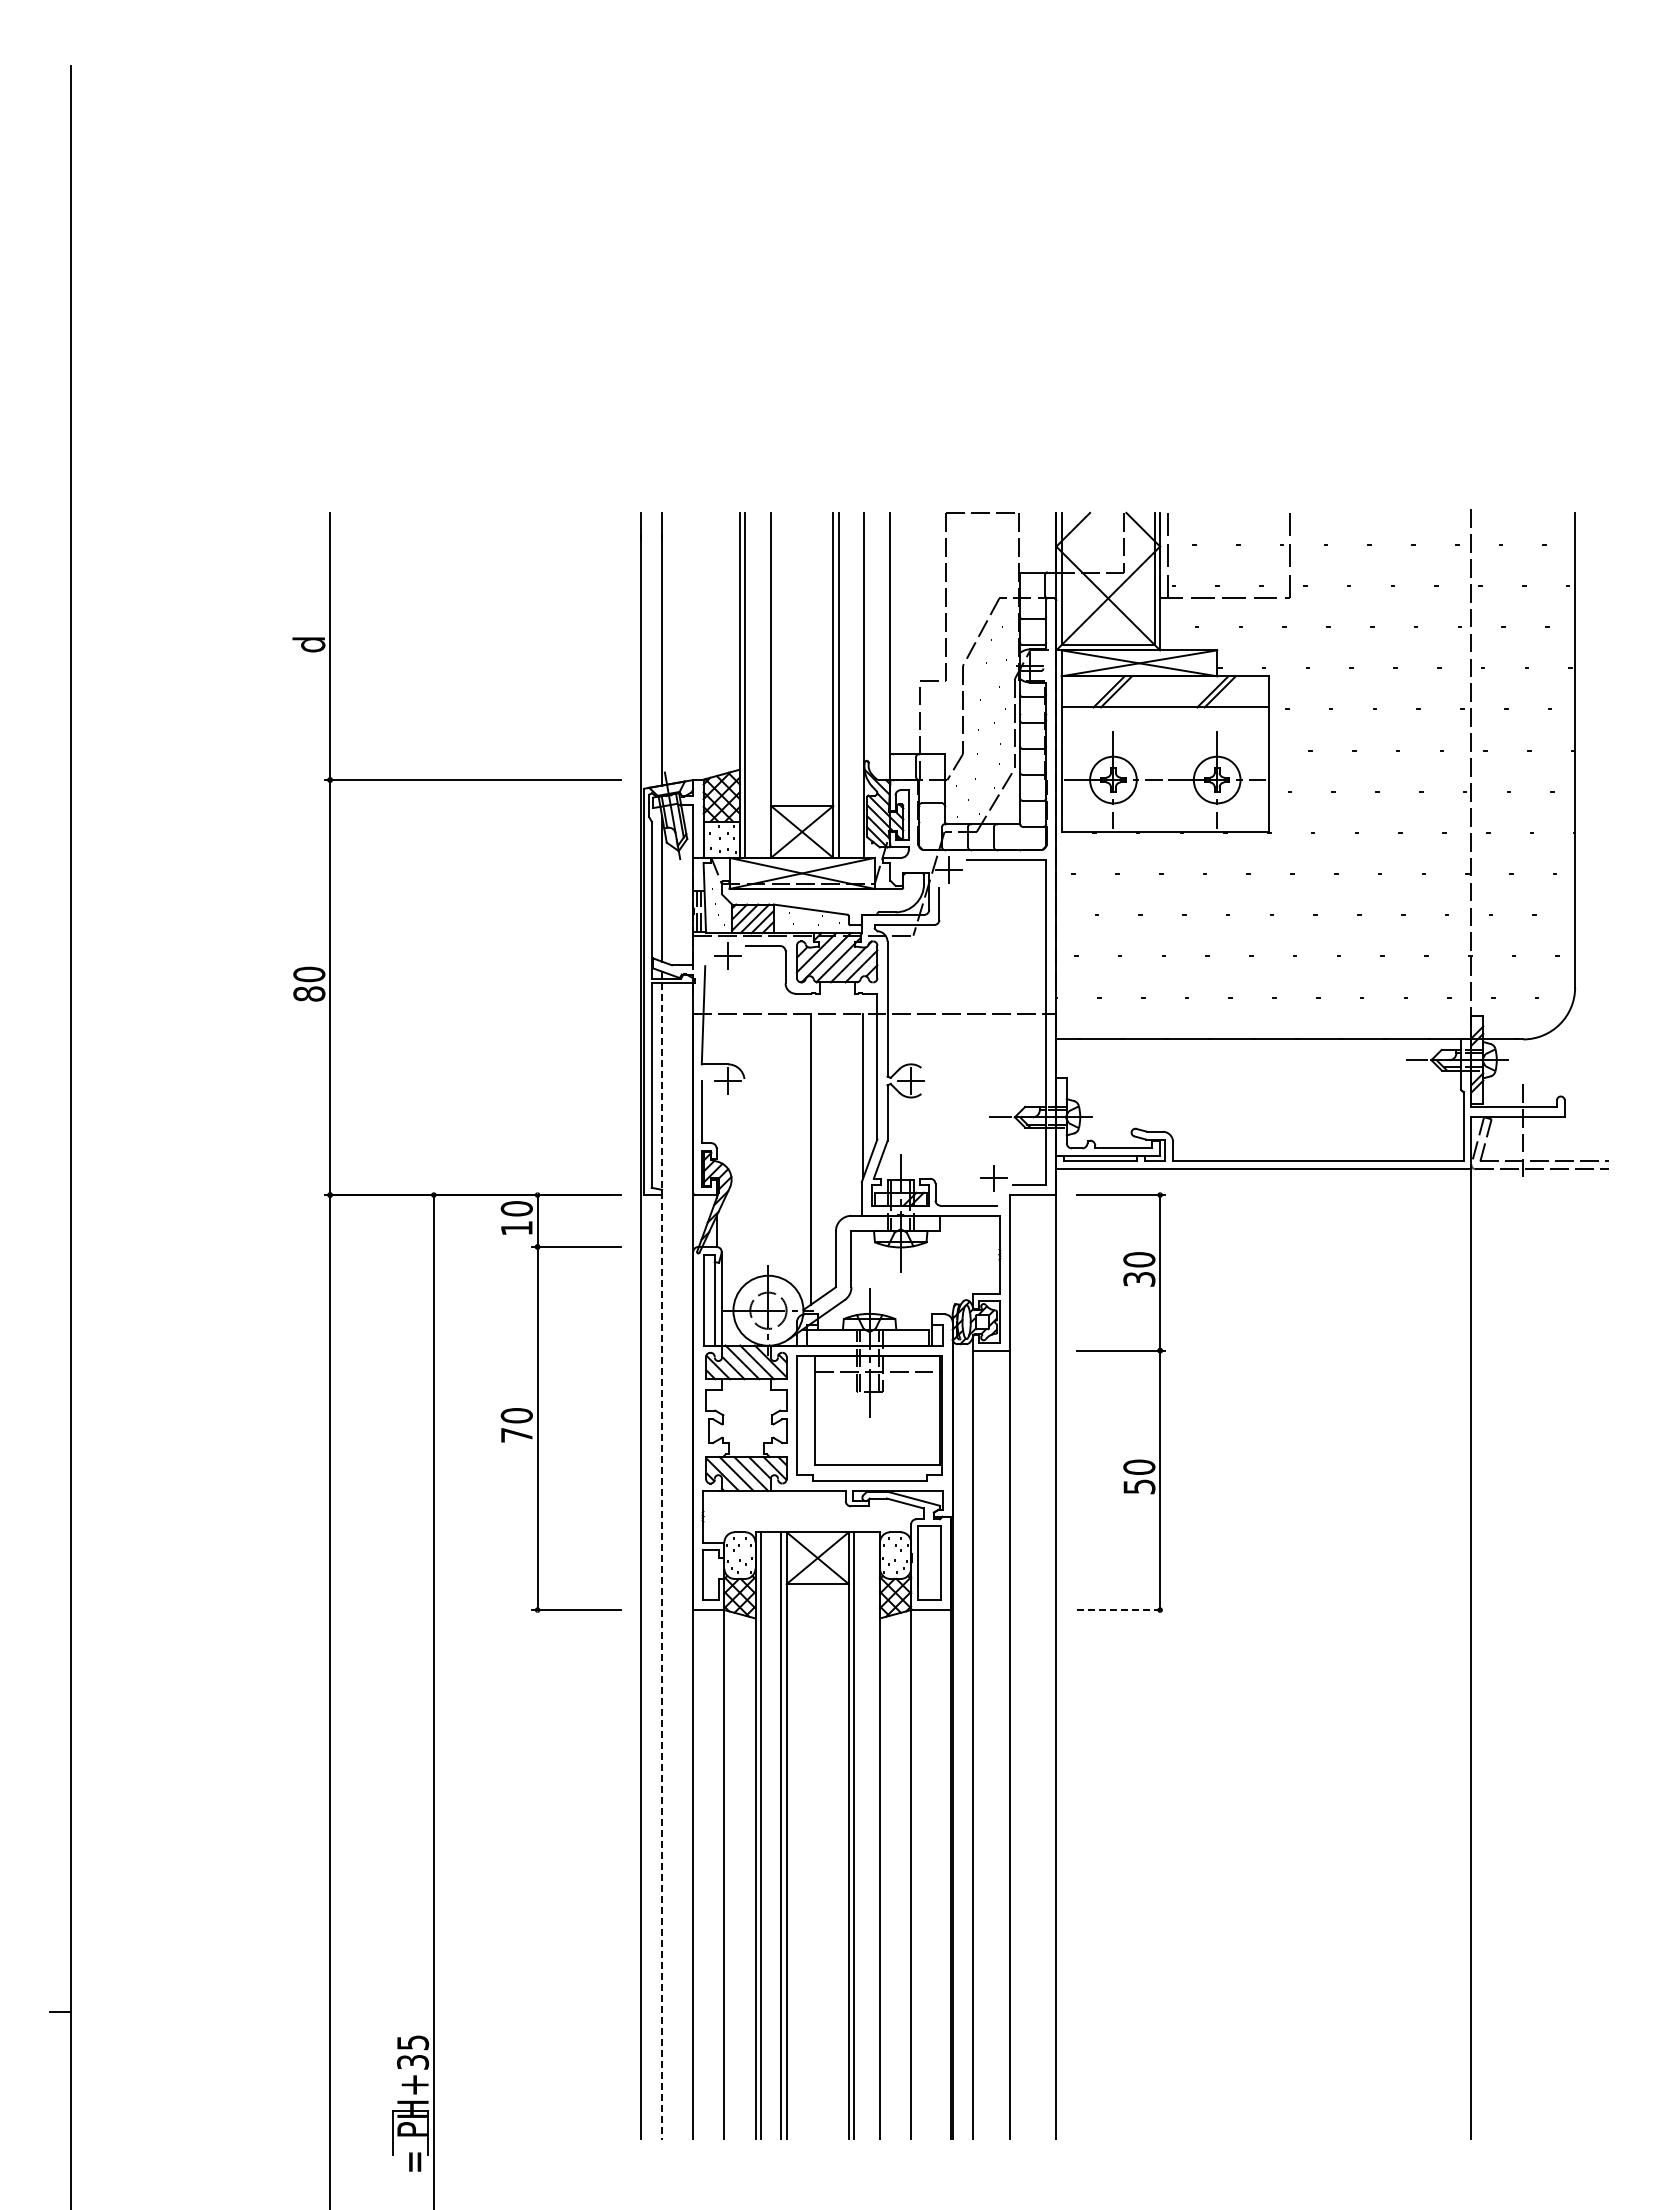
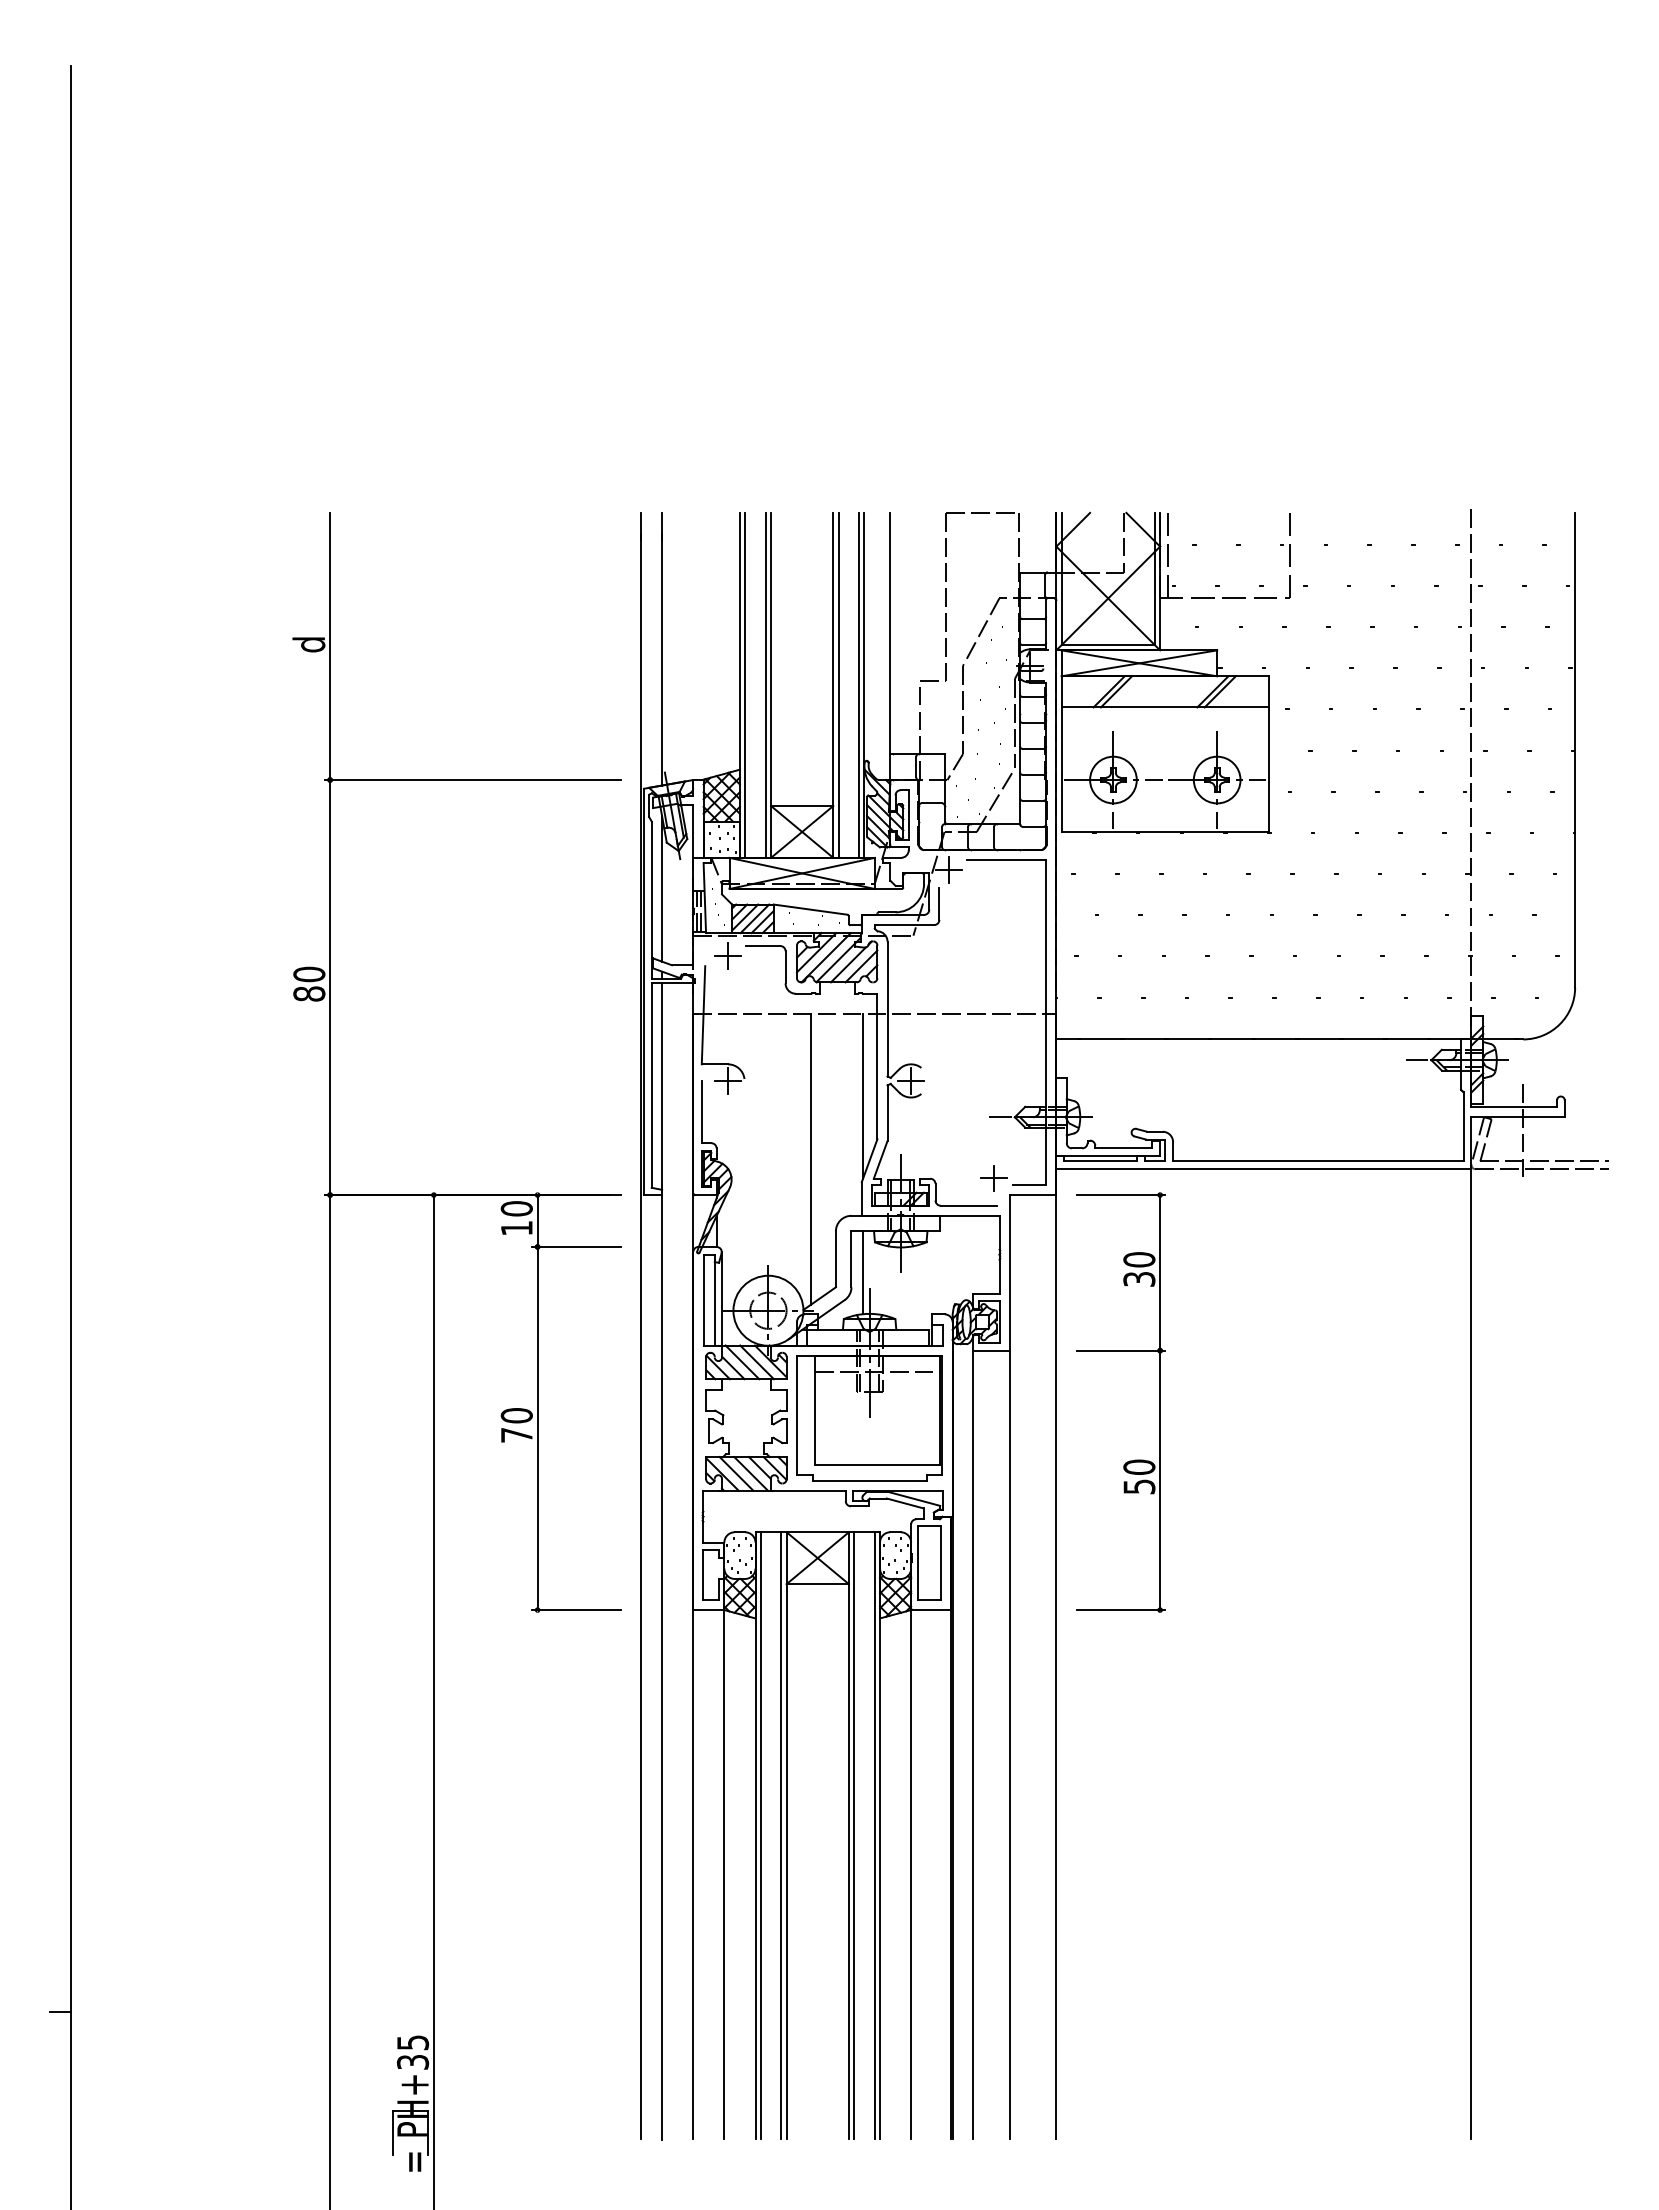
line: none -> present (765, 684)
line: none -> present (859, 684)
line: none -> present (863, 1272)
line: dashed -> solid (662, 1562)
line: dashed -> solid (1121, 1610)
line: none -> present (874, 1835)
